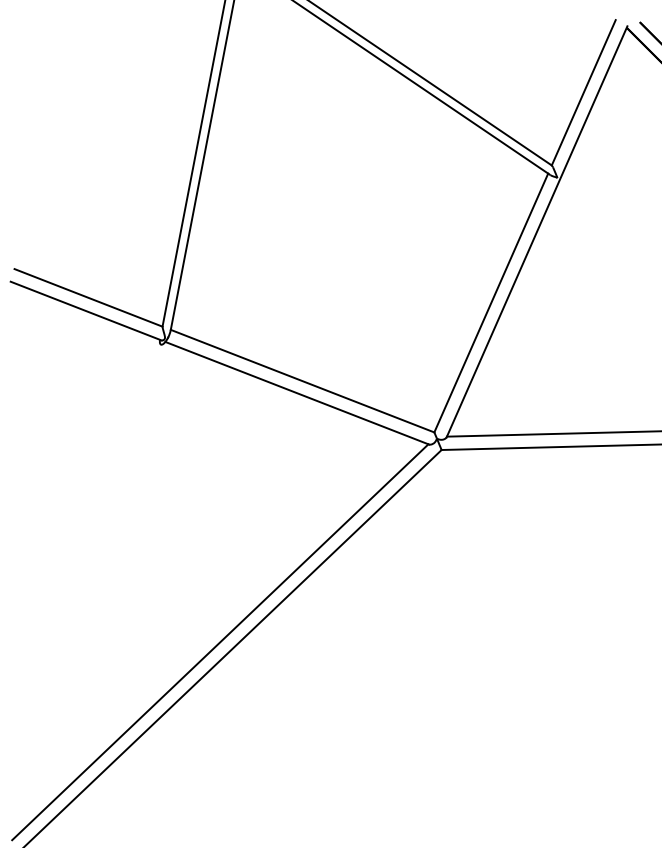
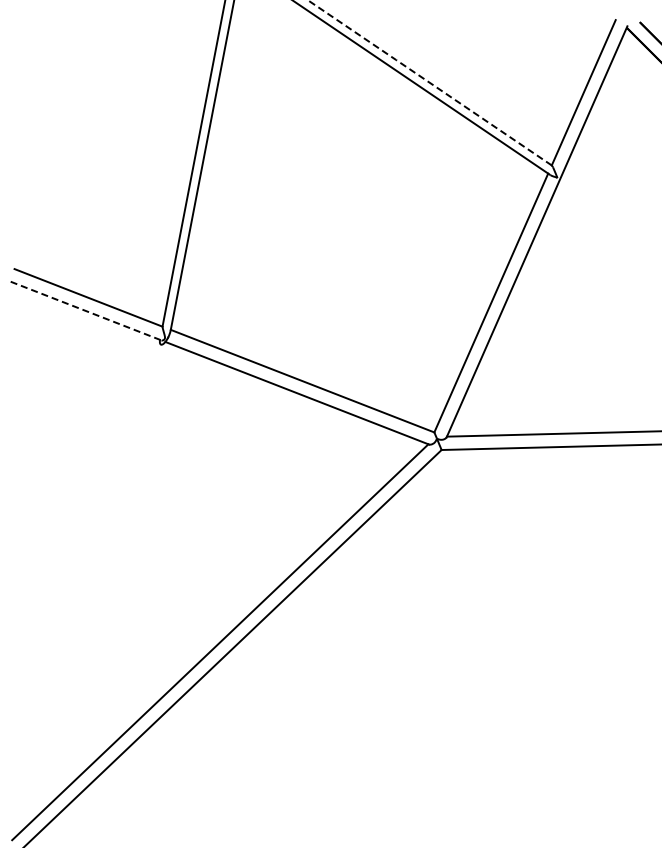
line: solid -> dashed (429, 82)
line: solid -> dashed (86, 311)
